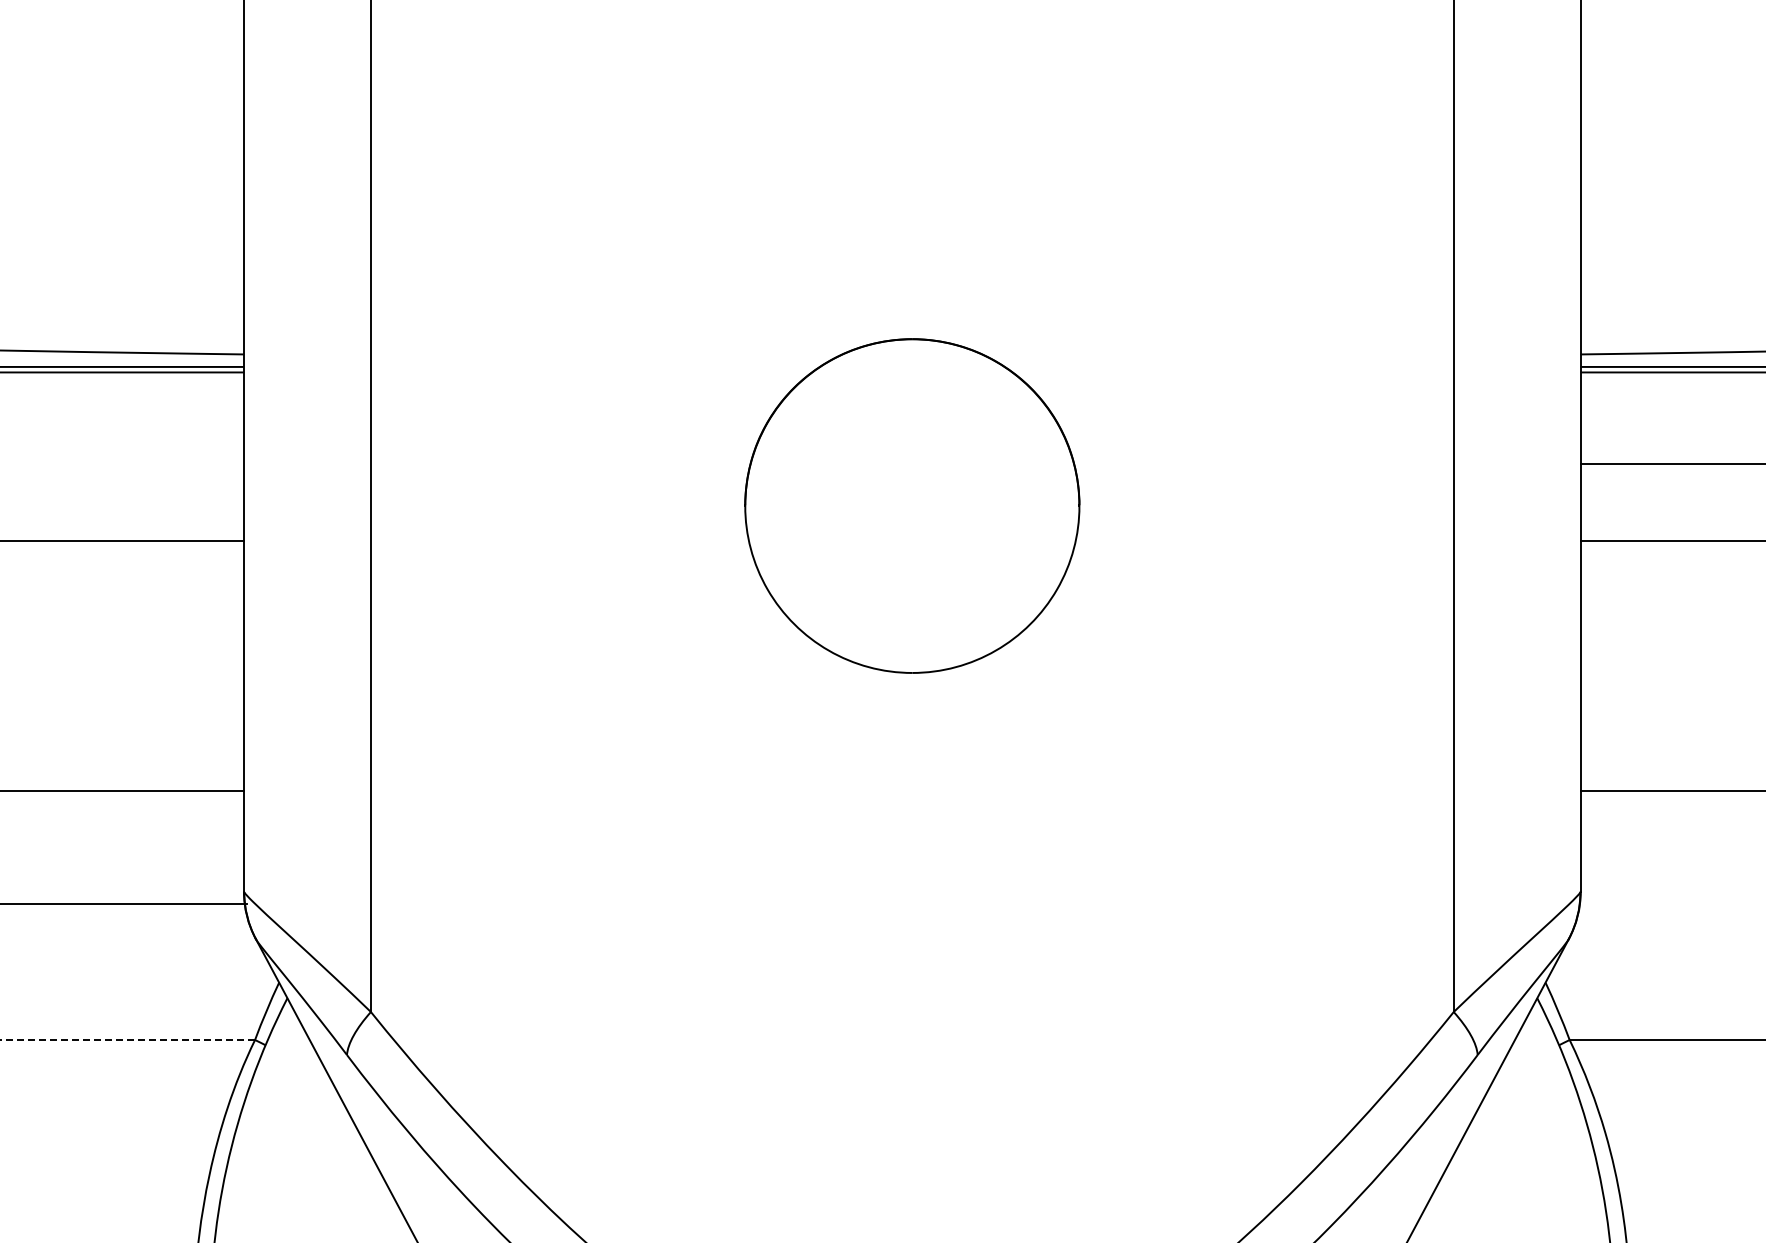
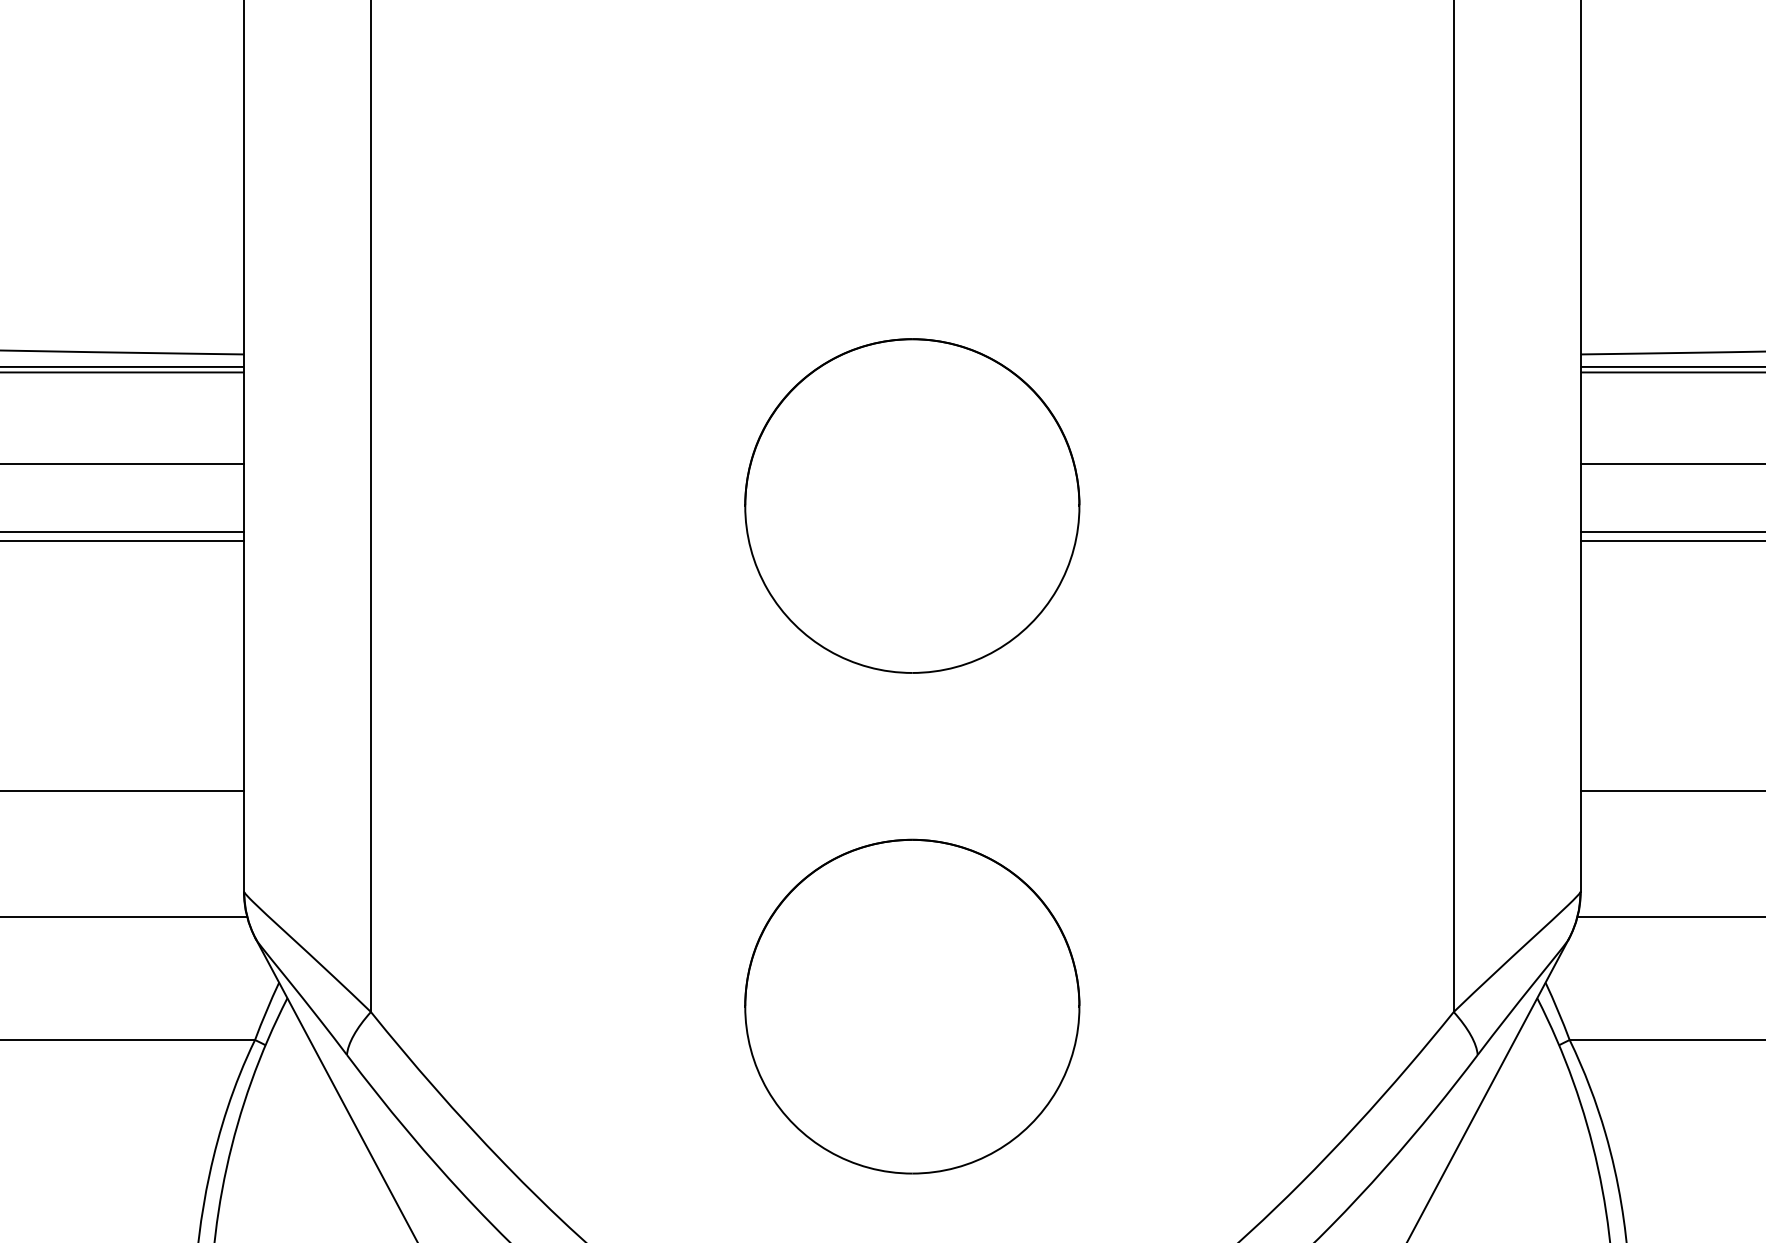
line: none -> present (122, 464)
line: none -> present (122, 532)
line: none -> present (1671, 532)
line position: (124, 903) -> (124, 916) (124, 916)
line: none -> present (1669, 916)
part: none -> present (912, 1006)
line: dashed -> solid (127, 1040)
